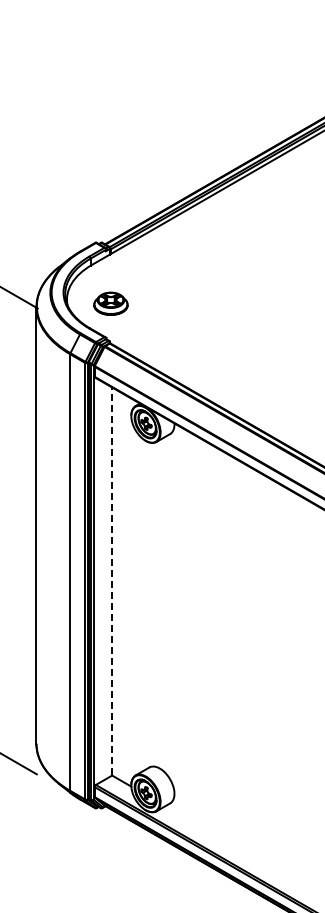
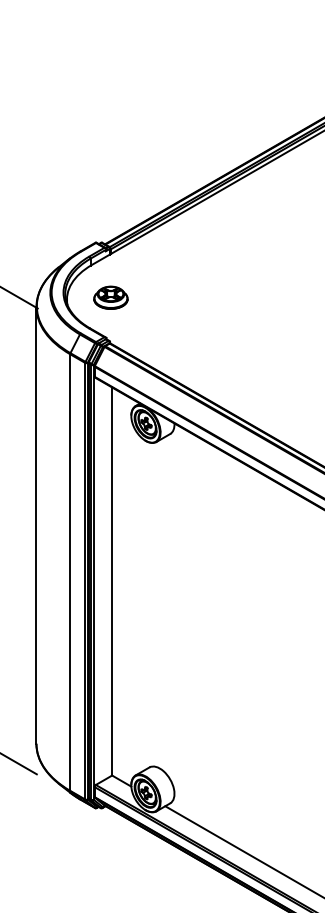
part position: (110, 303) -> (110, 297) (110, 297)
line: dashed -> solid (111, 580)
line: none -> present (243, 851)
